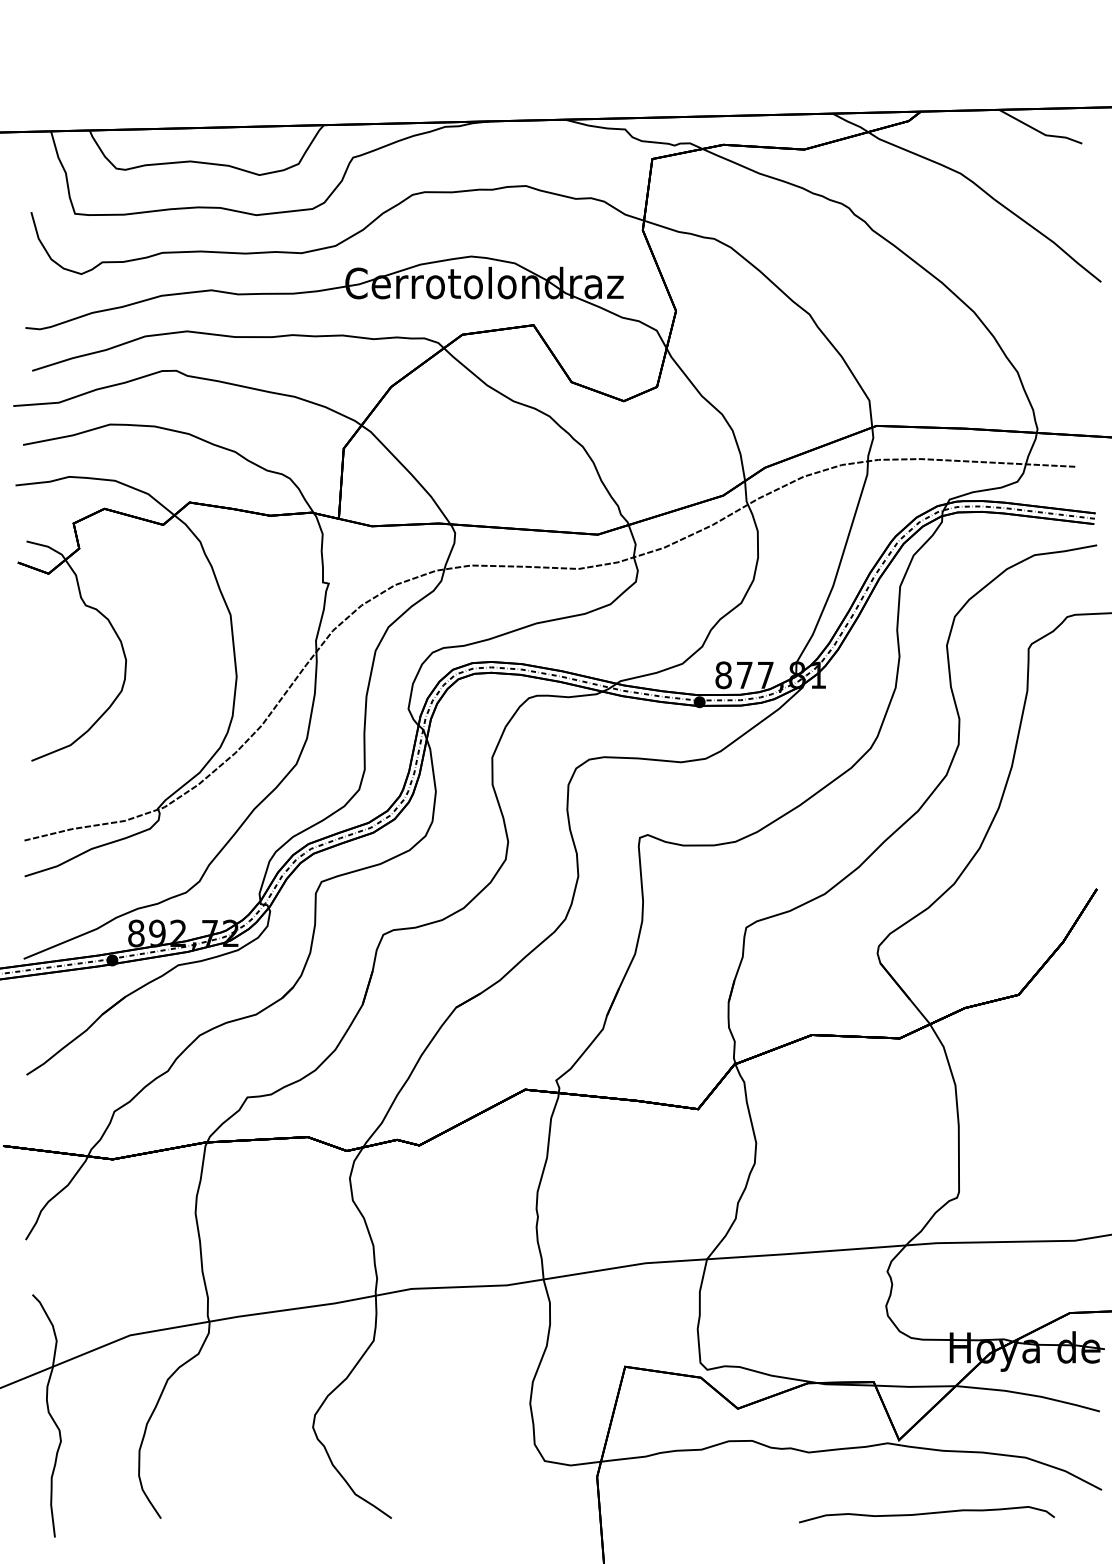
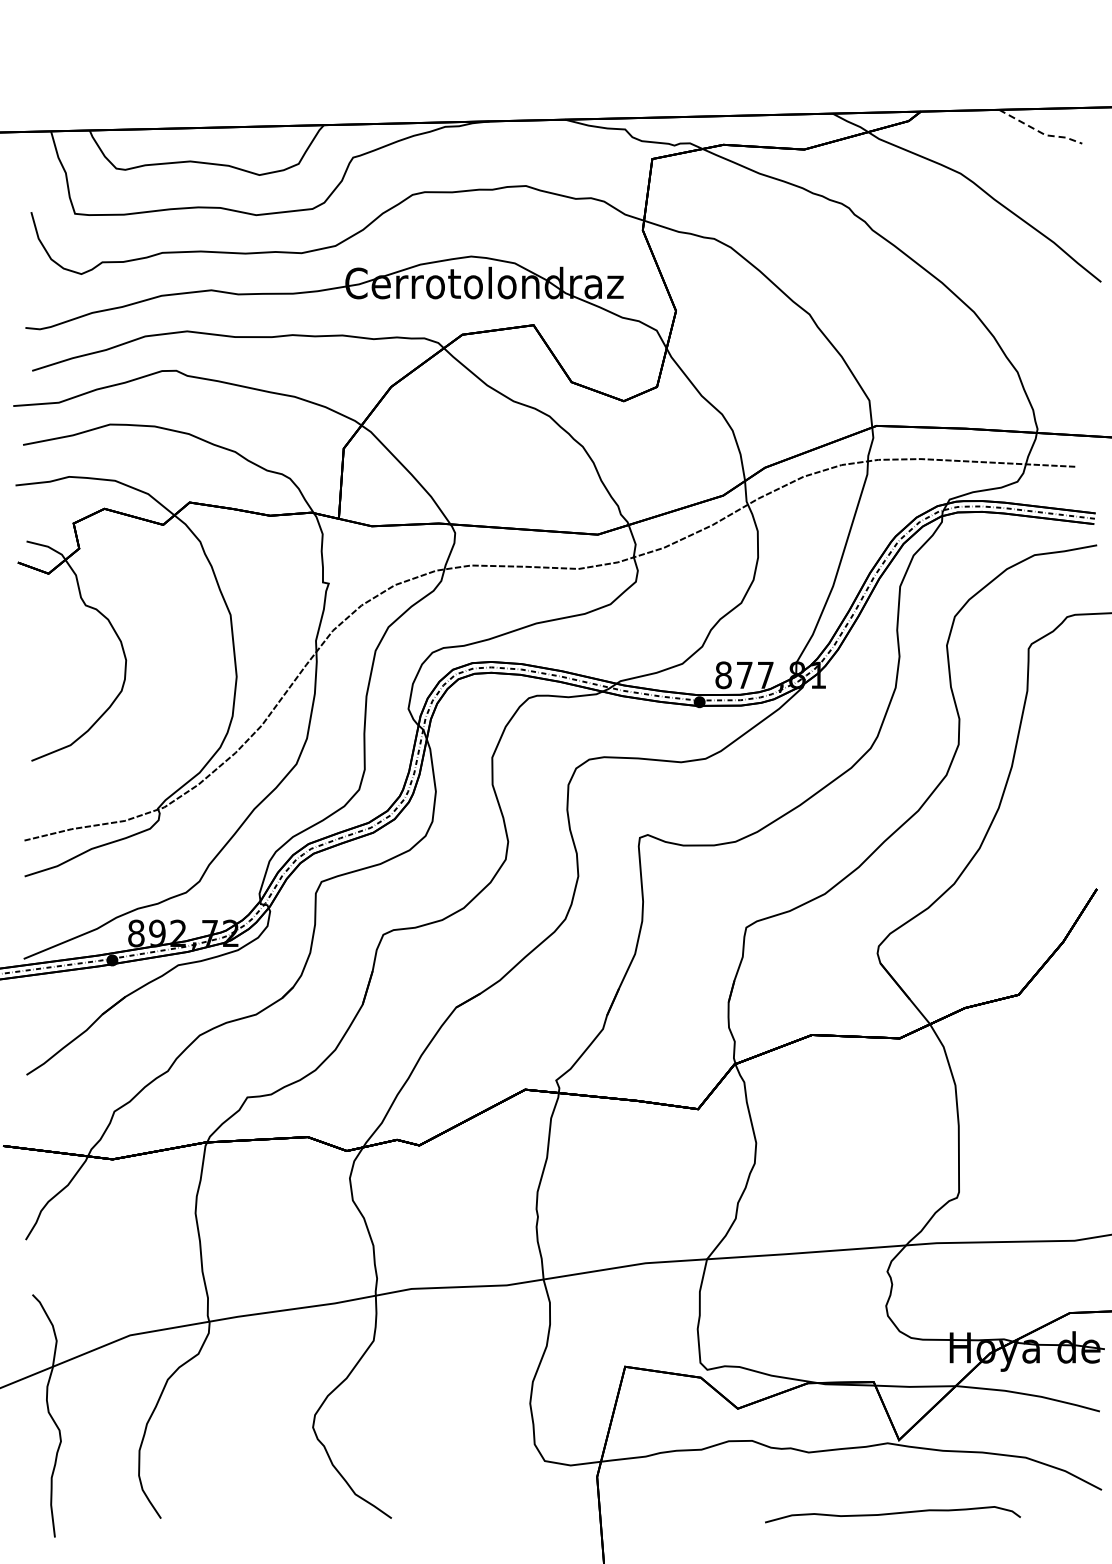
line: solid -> dashed (1040, 132)
curve position: (926, 1514) -> (892, 1514) (892, 1514)
